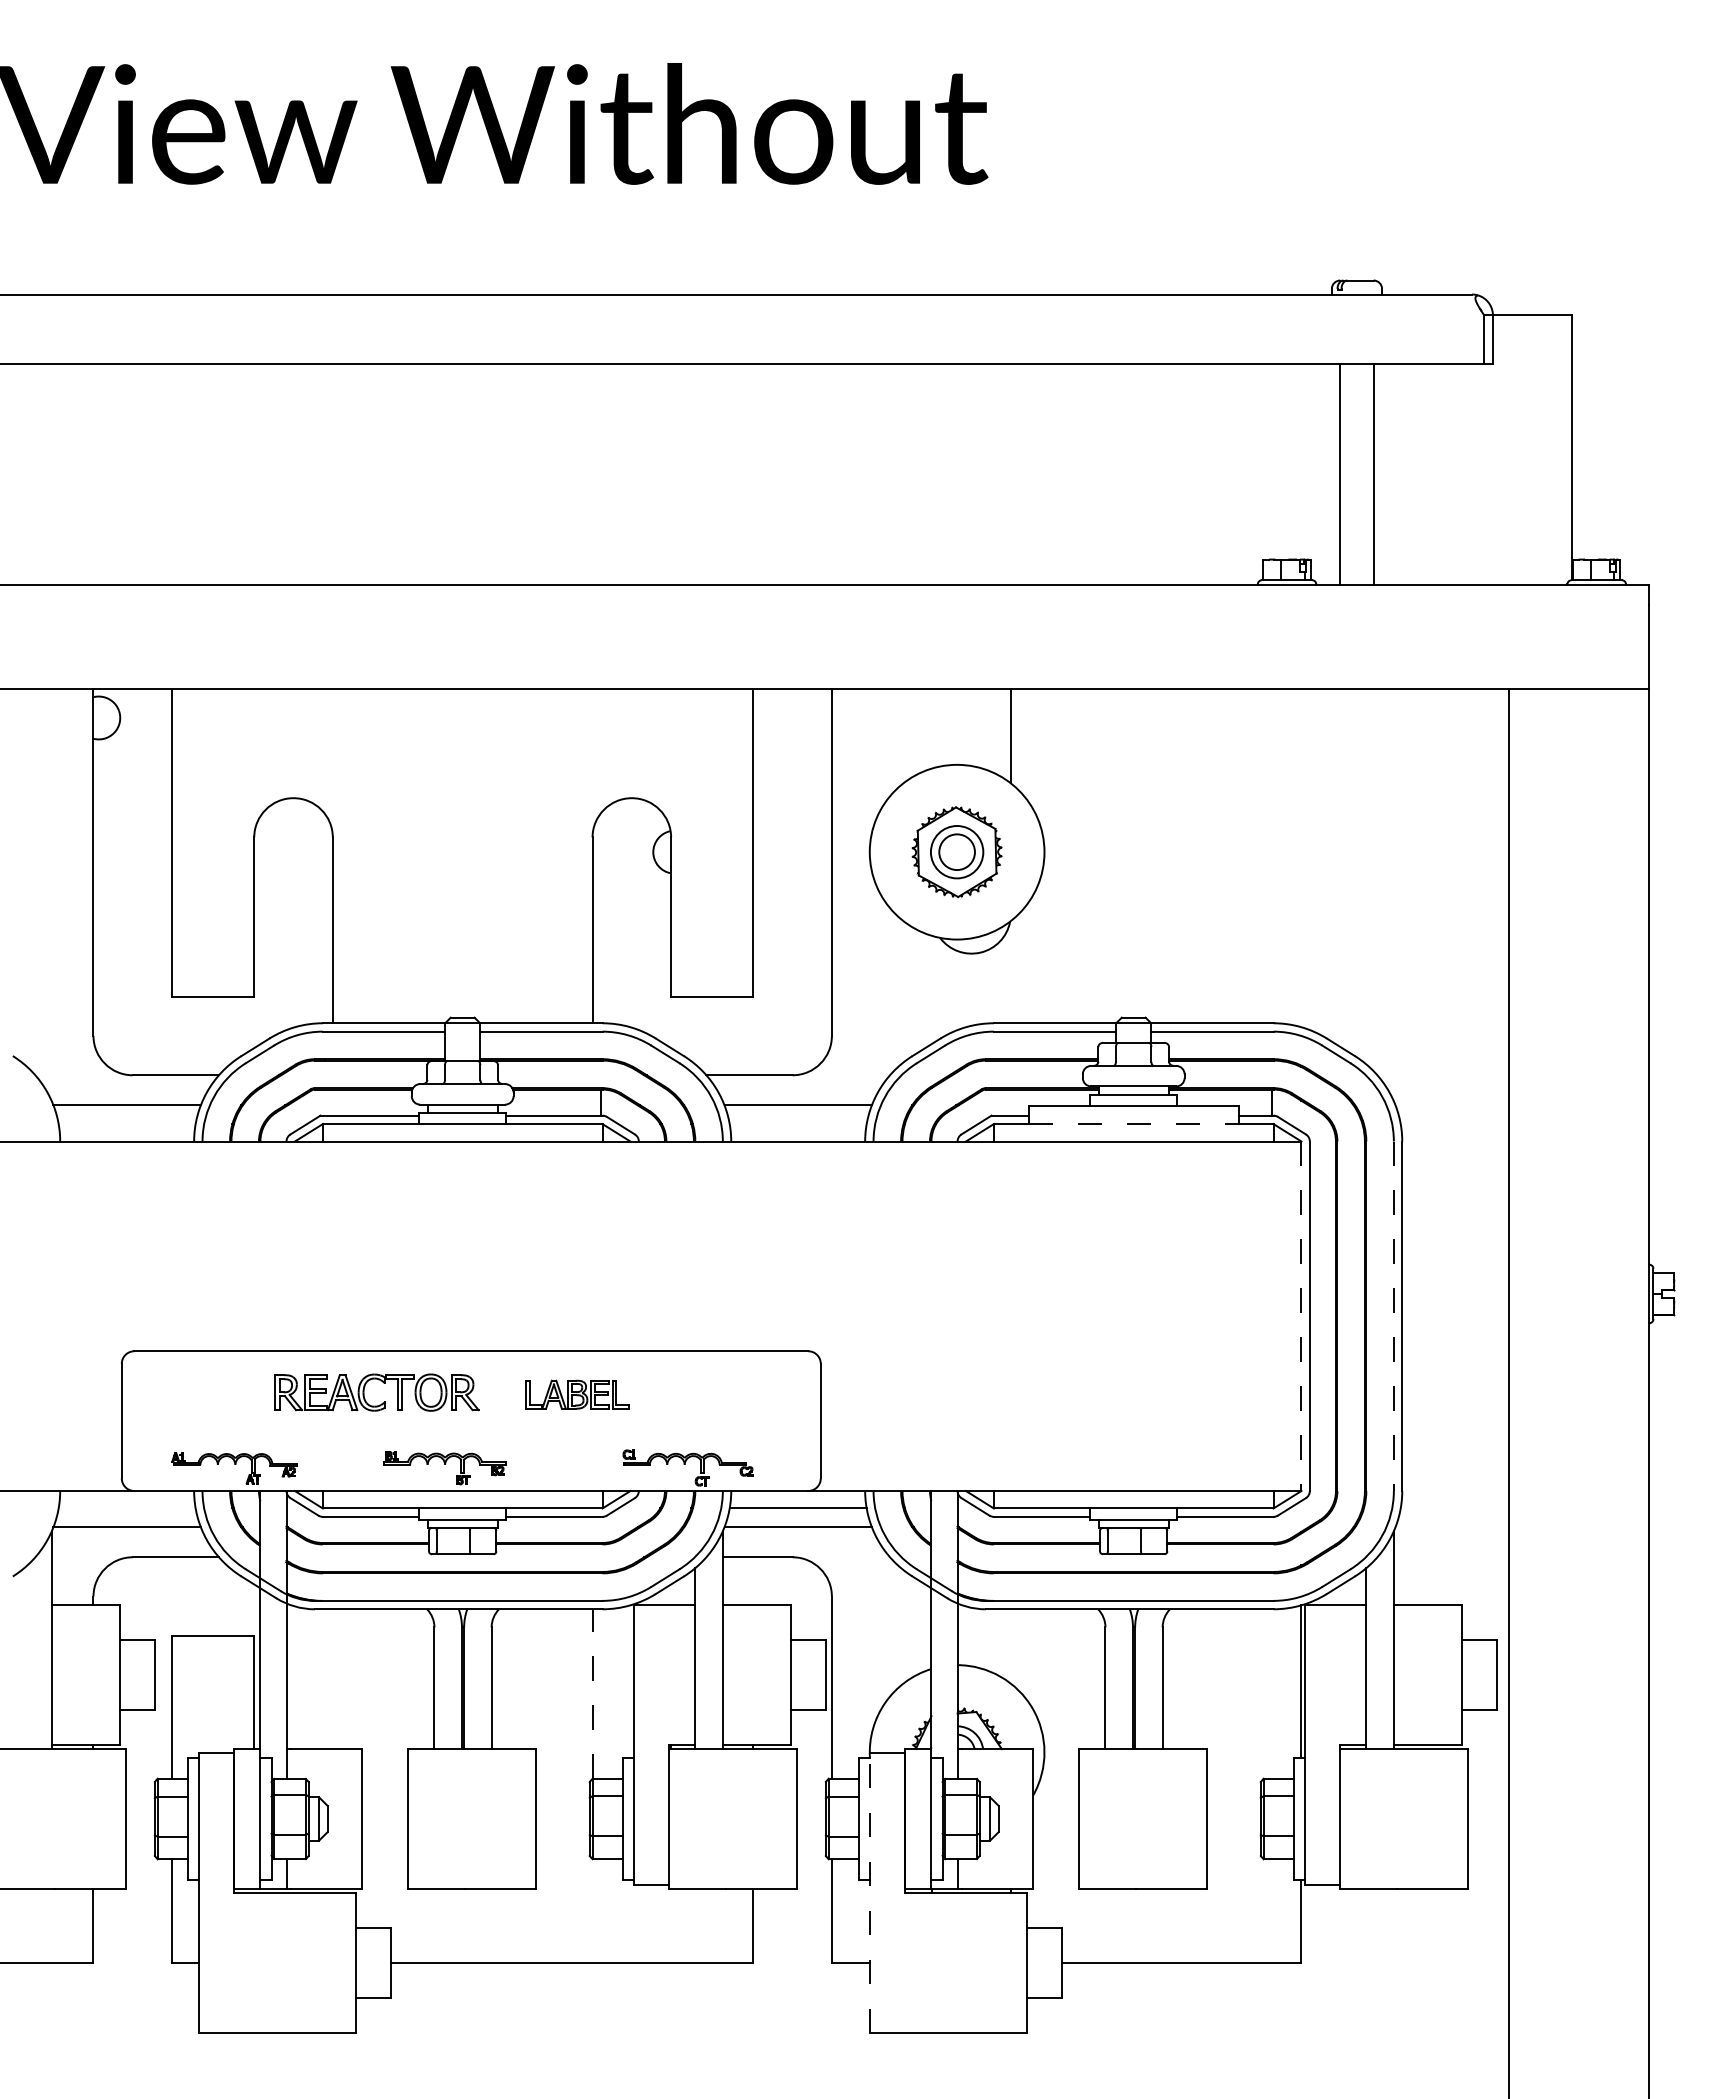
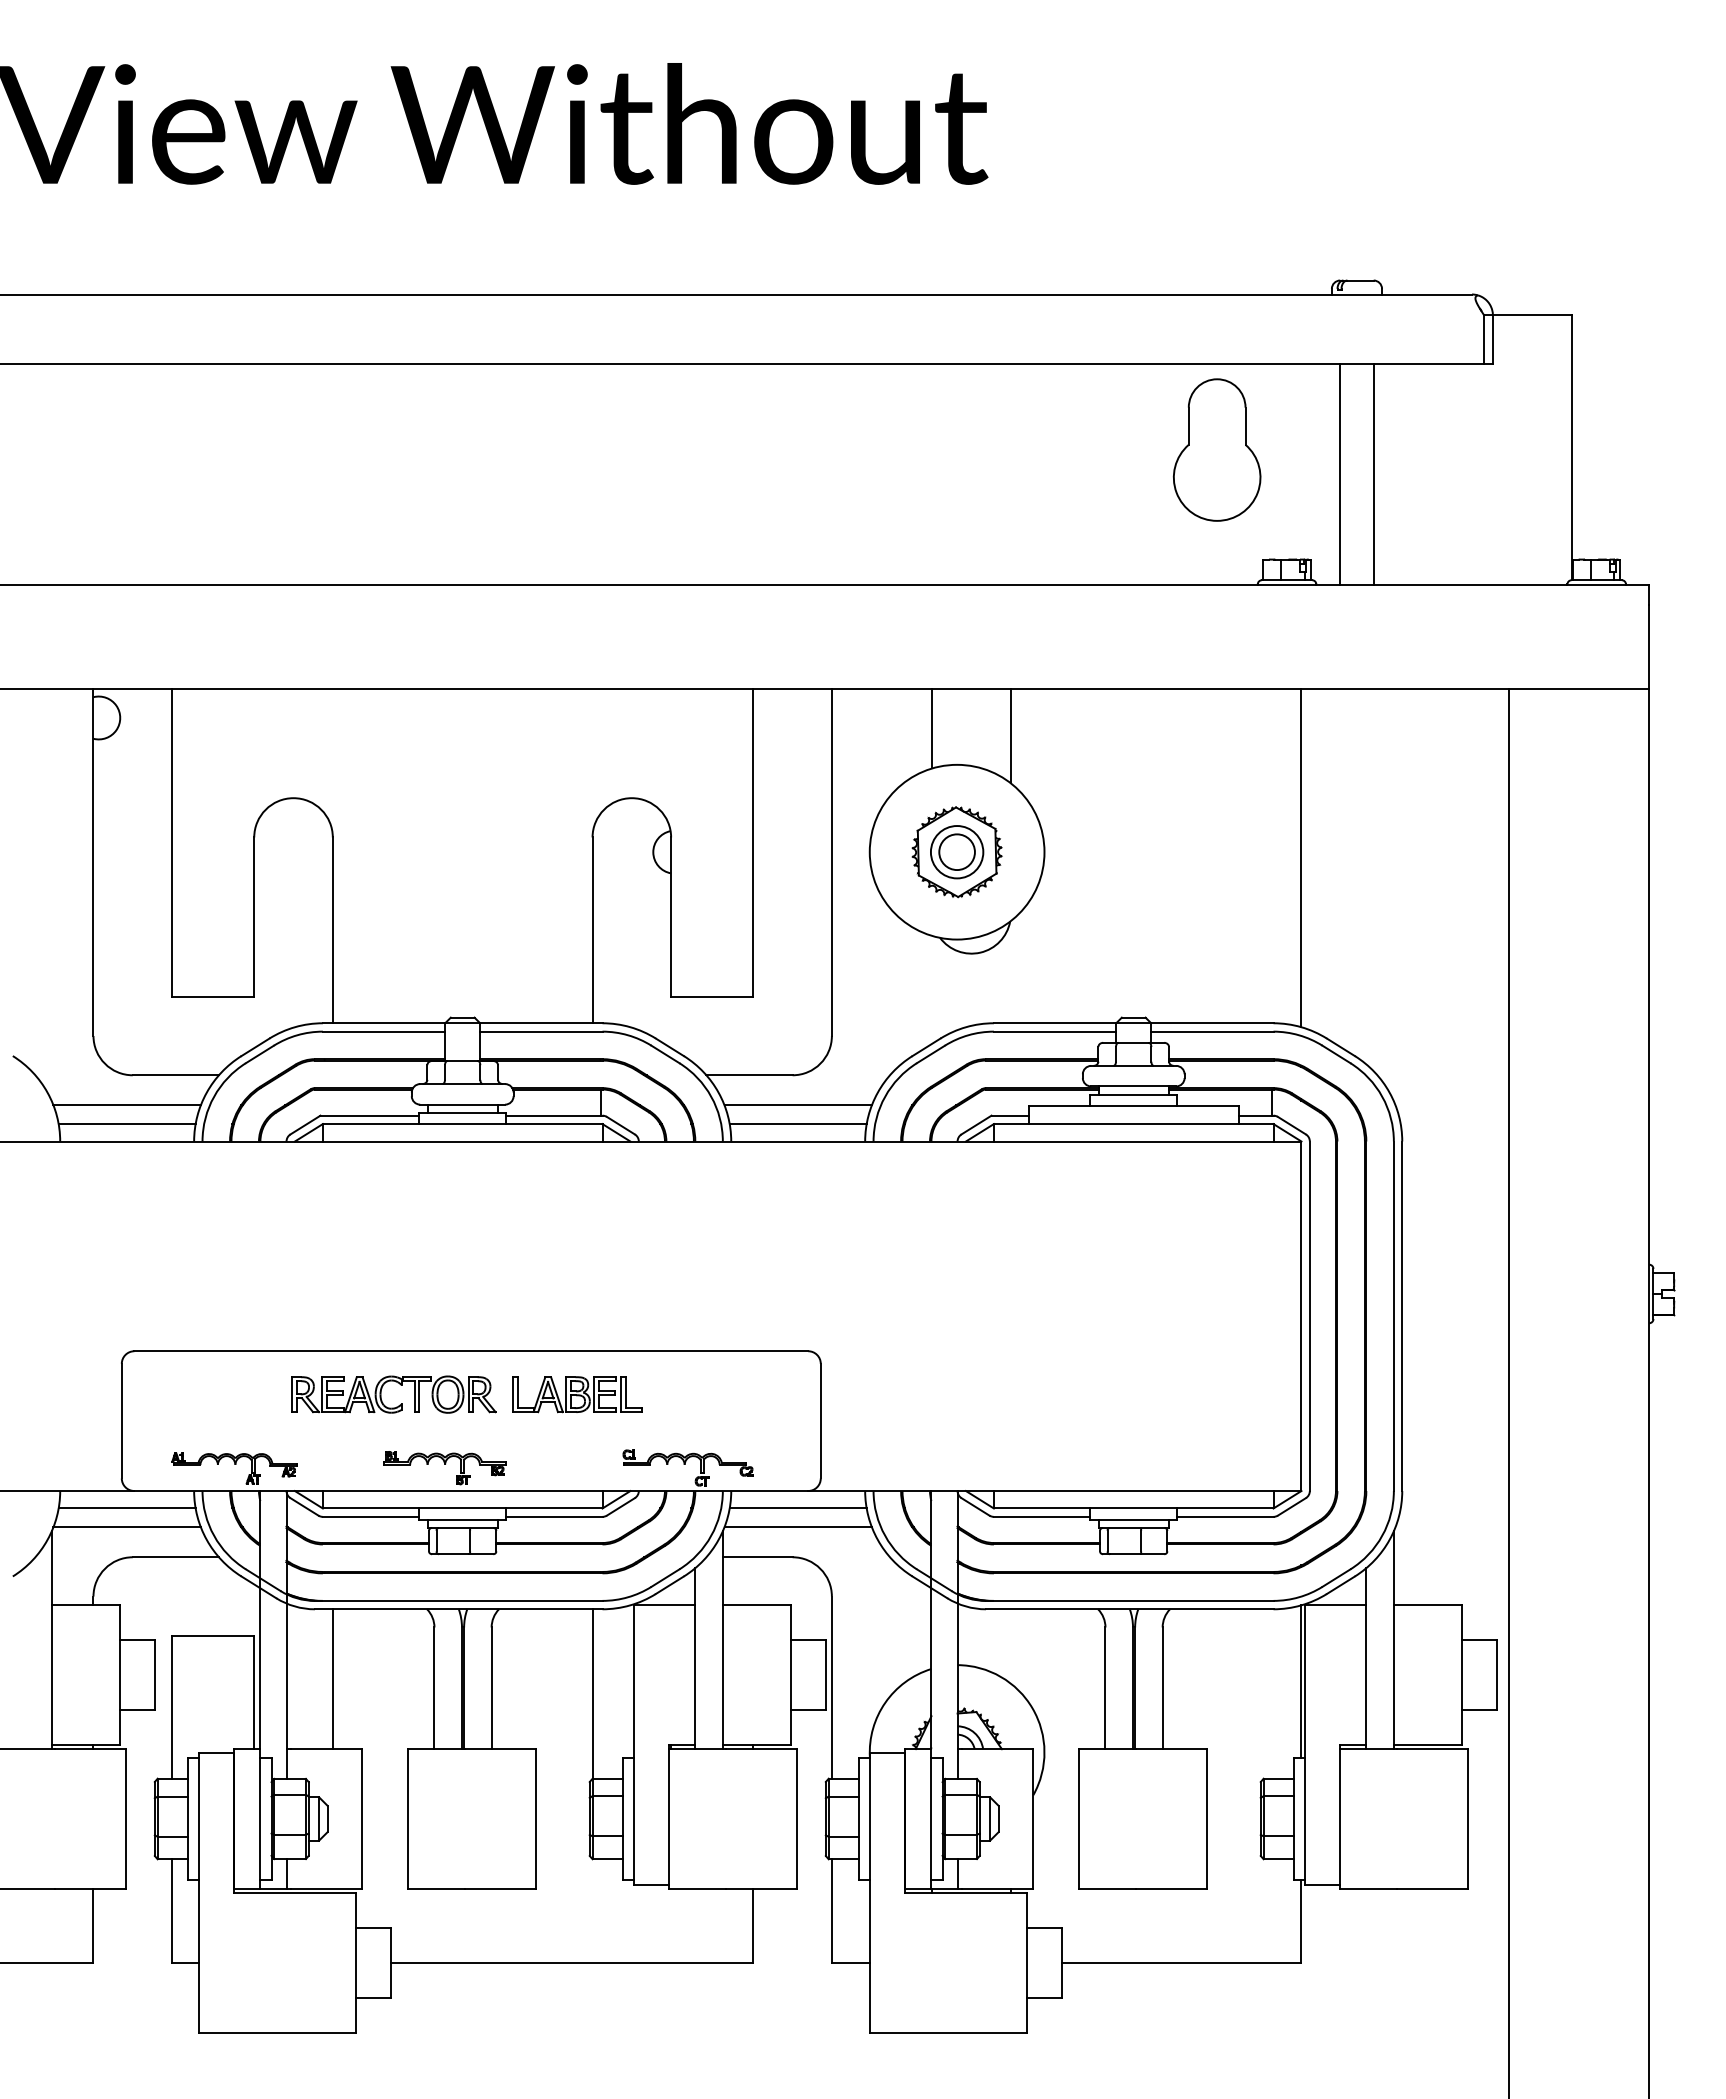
part: none -> present (1216, 449)
line: none -> present (932, 728)
line: none -> present (1301, 858)
line: none -> present (126, 1124)
line: none -> present (797, 1124)
line: dashed -> solid (1133, 1124)
line: dashed -> solid (1301, 1316)
line: dashed -> solid (1393, 1316)
part position: (383, 1383) -> (400, 1385) (400, 1385)
part size: 105x31 px -> 131x38 px (577, 1394)
line: none -> present (126, 1508)
line: none -> present (332, 1679)
line: dashed -> solid (592, 1694)
line: dashed -> solid (869, 1893)
